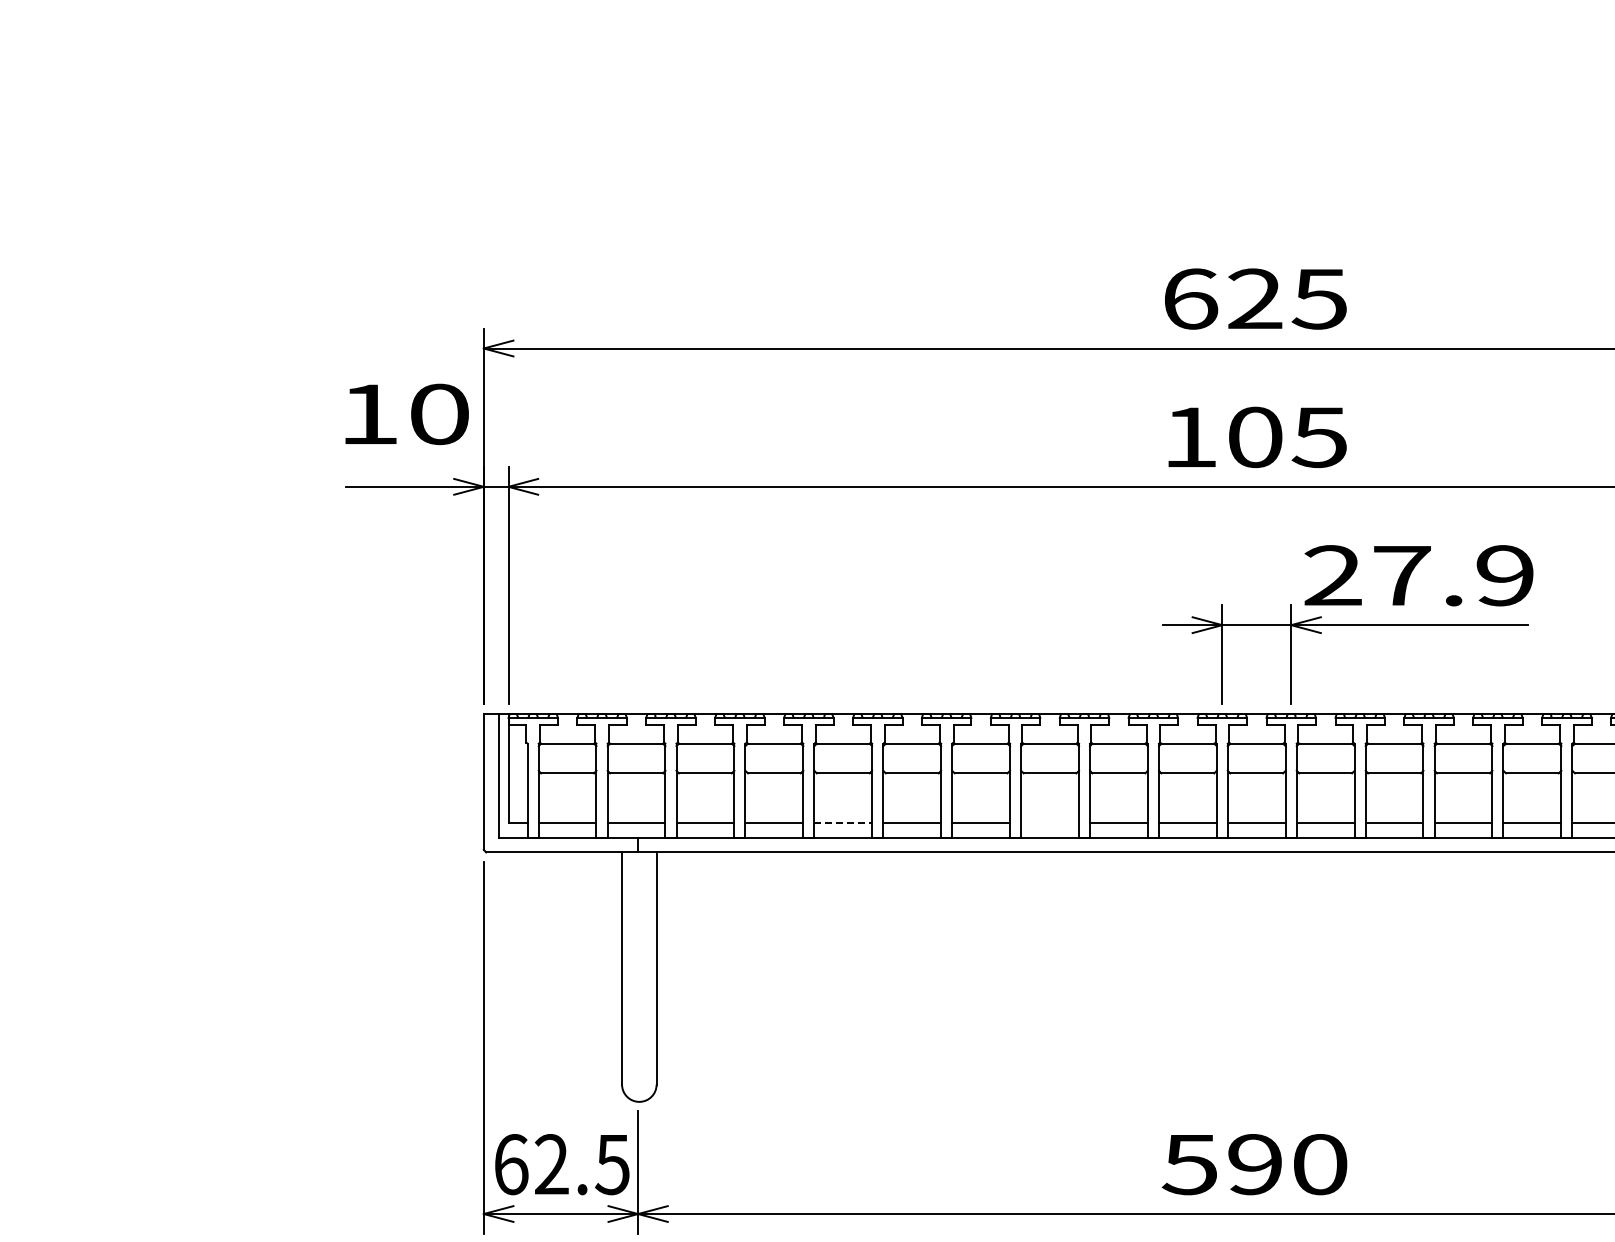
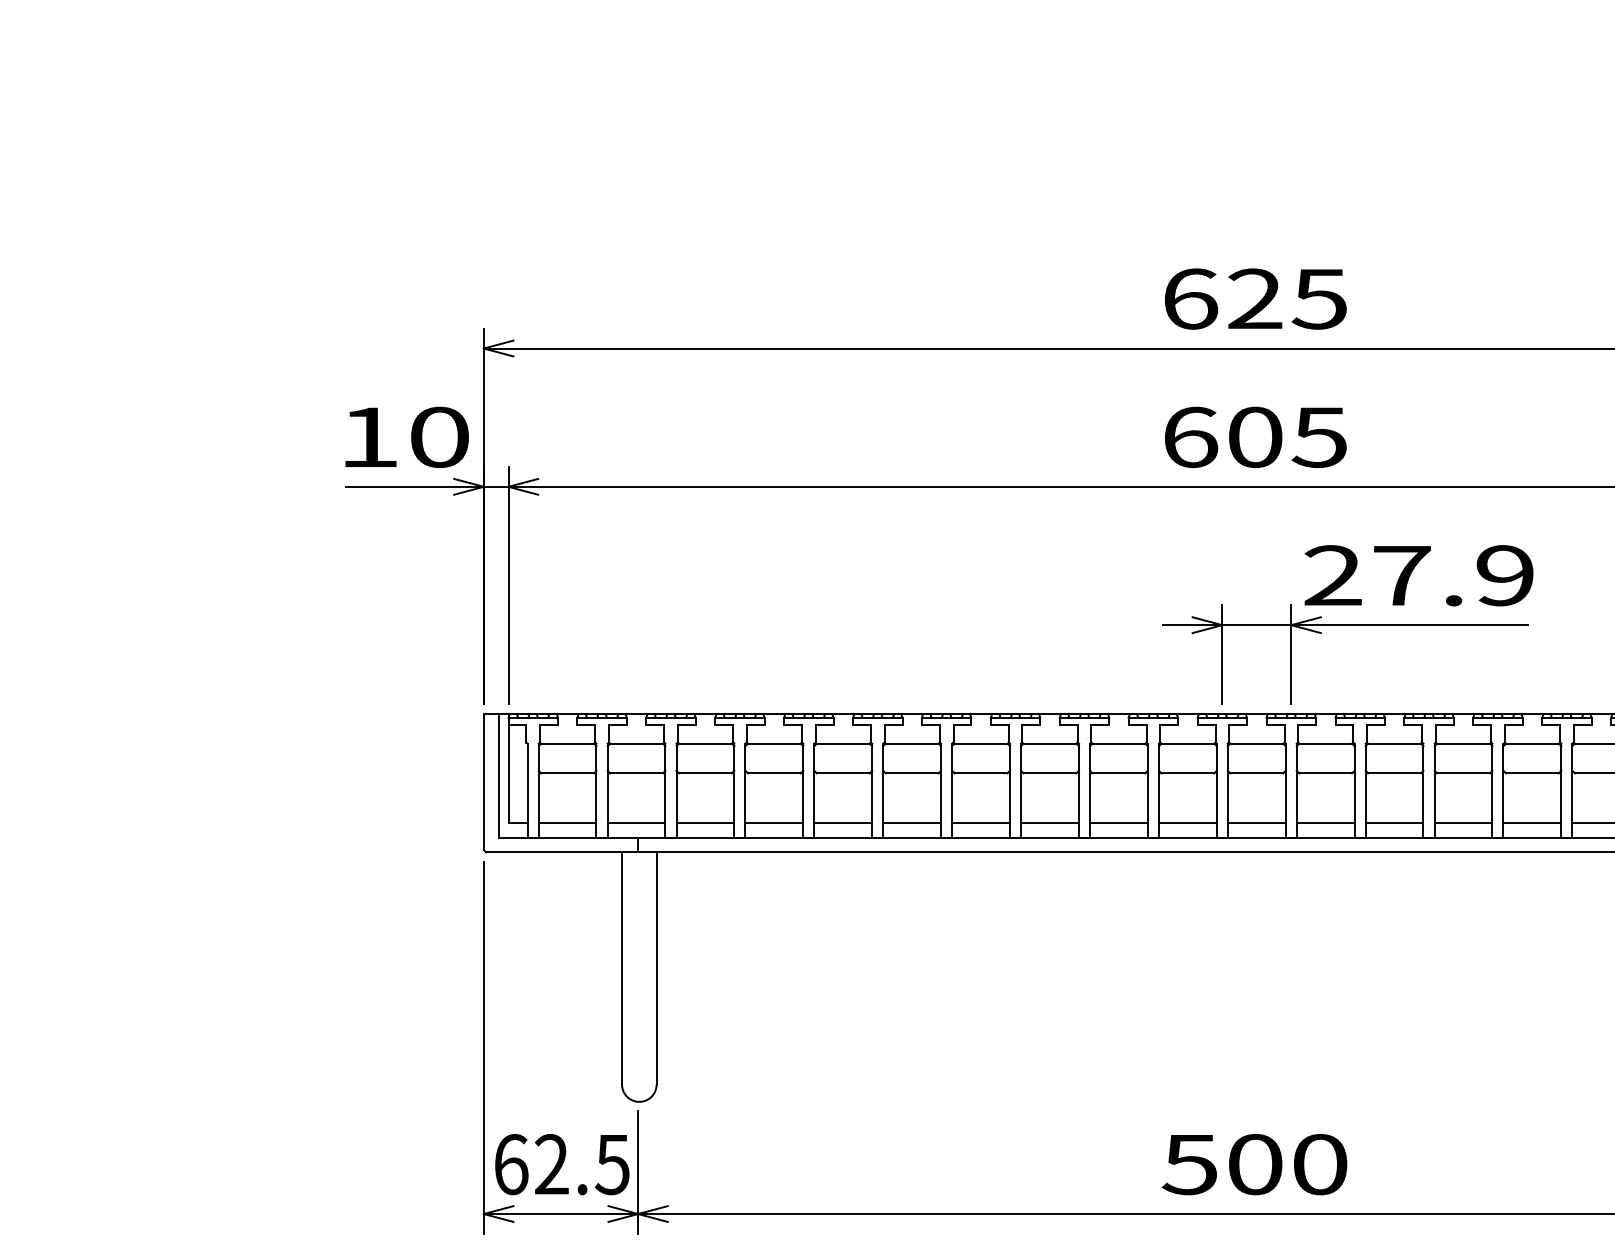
text position: (406, 414) -> (406, 437) (406, 437)
text: 105 -> 605 (1191, 437)
line: dashed -> solid (843, 822)
line: none -> present (1050, 822)
text: 590 -> 500 (1255, 1164)
